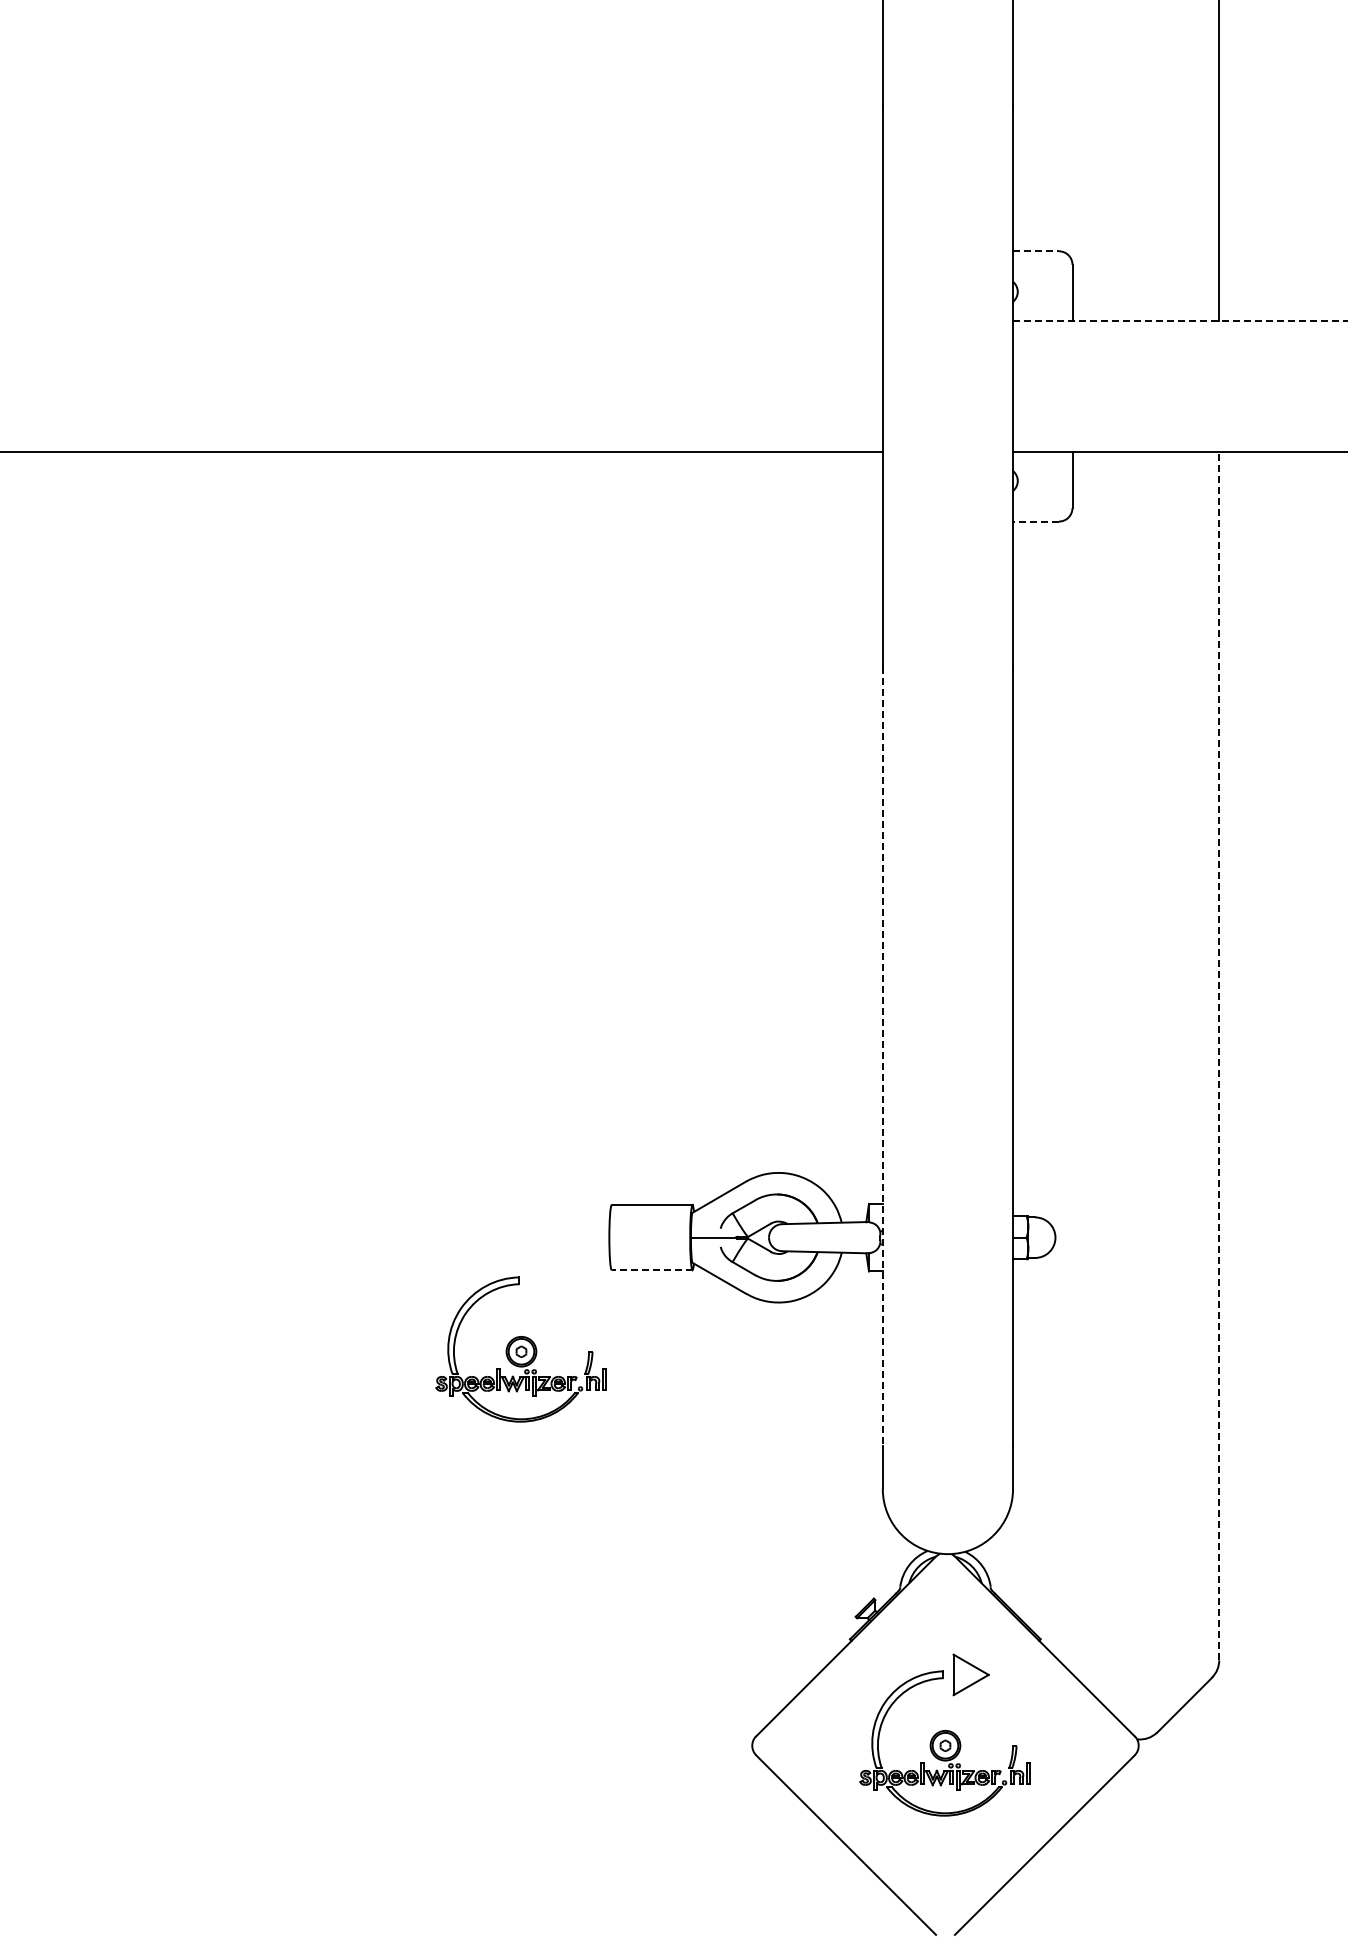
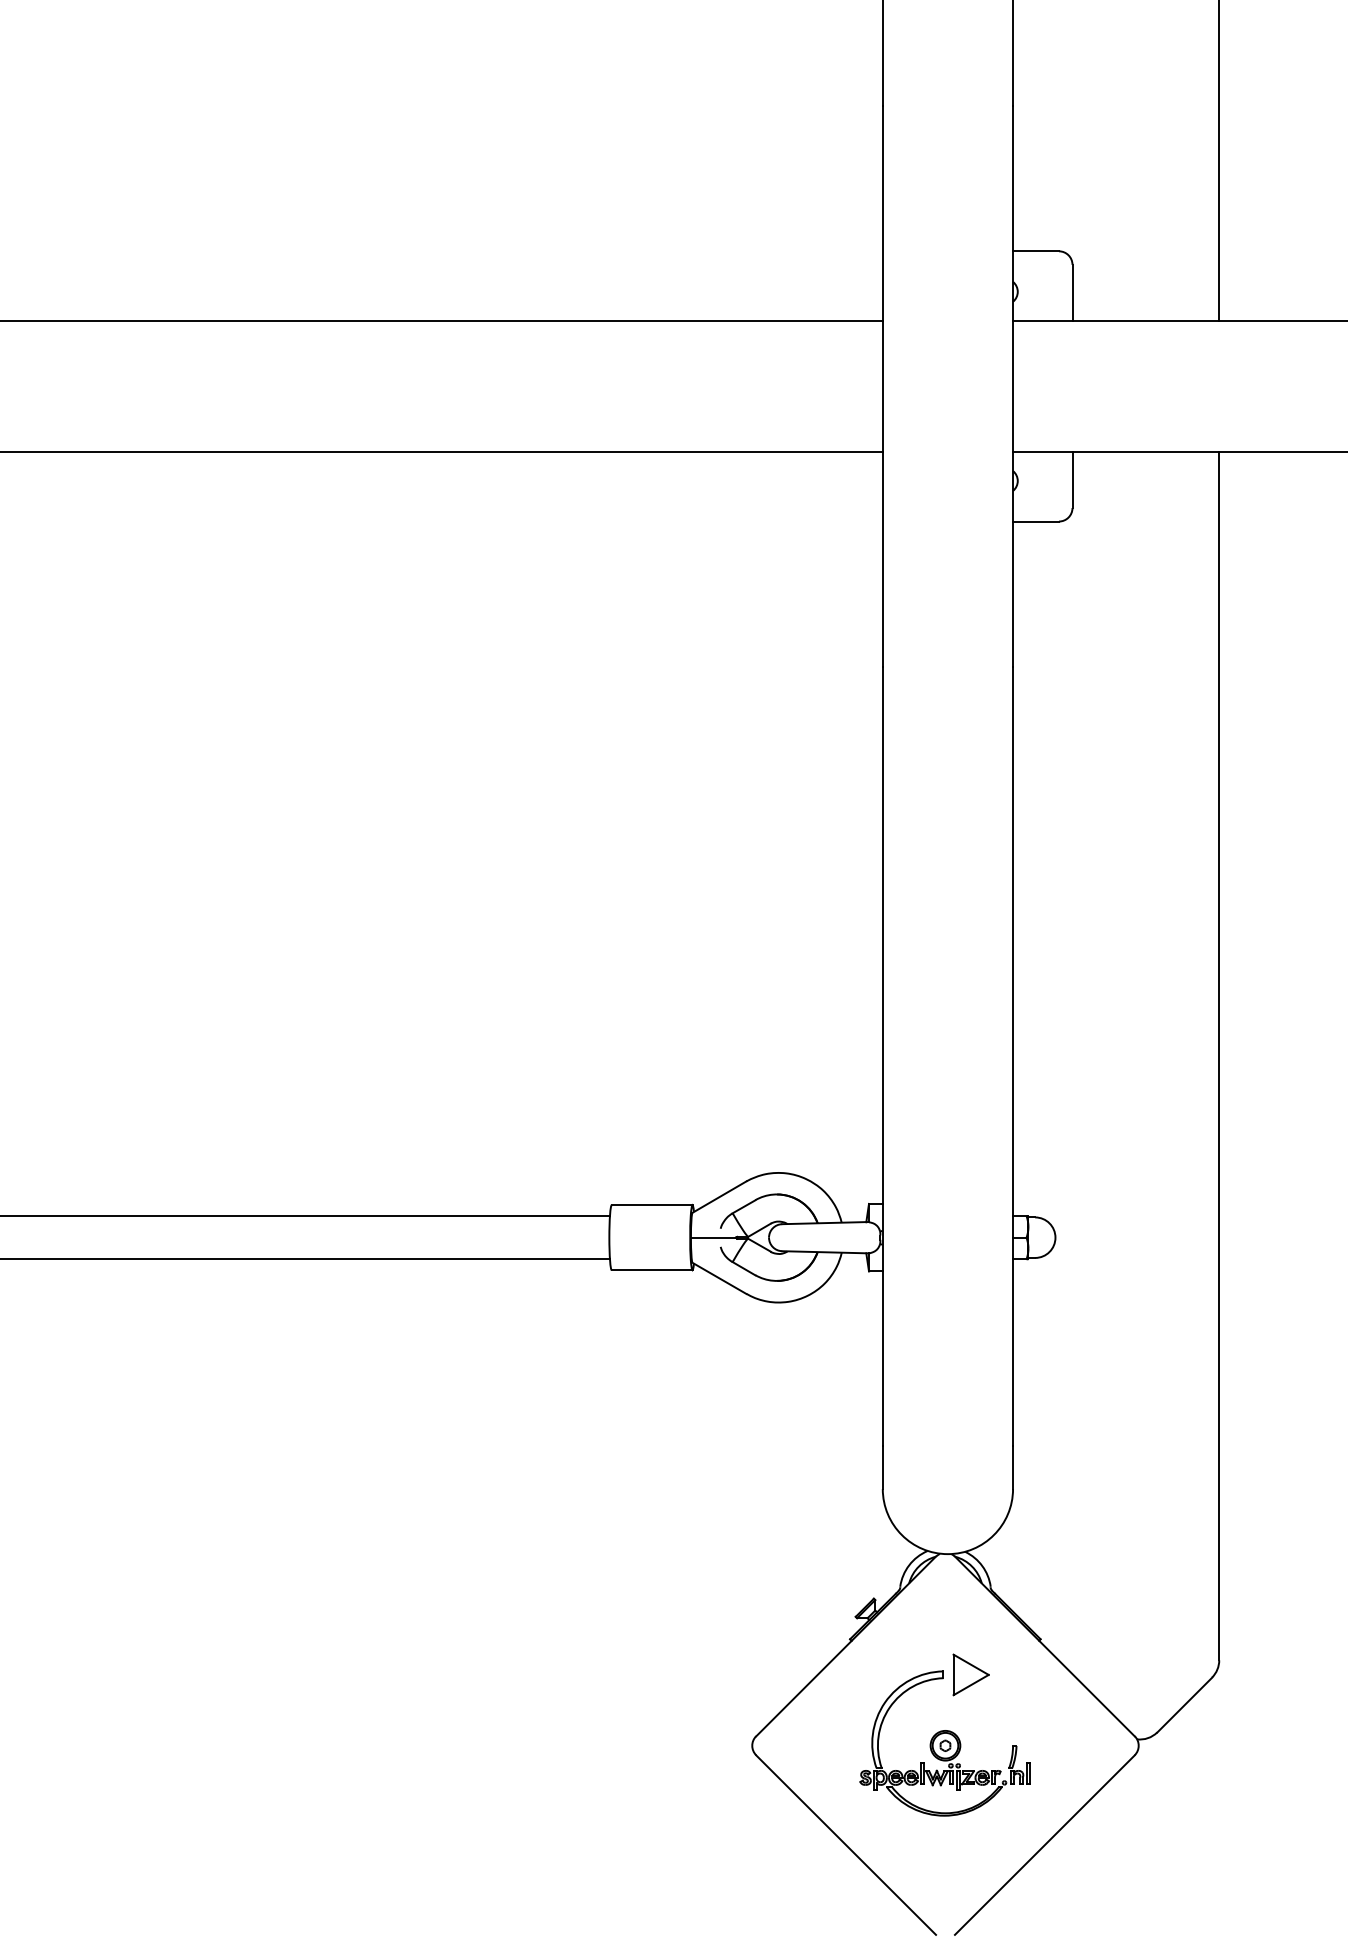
line: dashed -> solid (1036, 251)
line: none -> present (442, 321)
line: dashed -> solid (1180, 321)
line: dashed -> solid (1036, 521)
line: dashed -> solid (1219, 1055)
line: dashed -> solid (882, 1057)
line: none -> present (305, 1216)
line: none -> present (305, 1259)
line: dashed -> solid (651, 1270)
part: present -> none (520, 1349)
